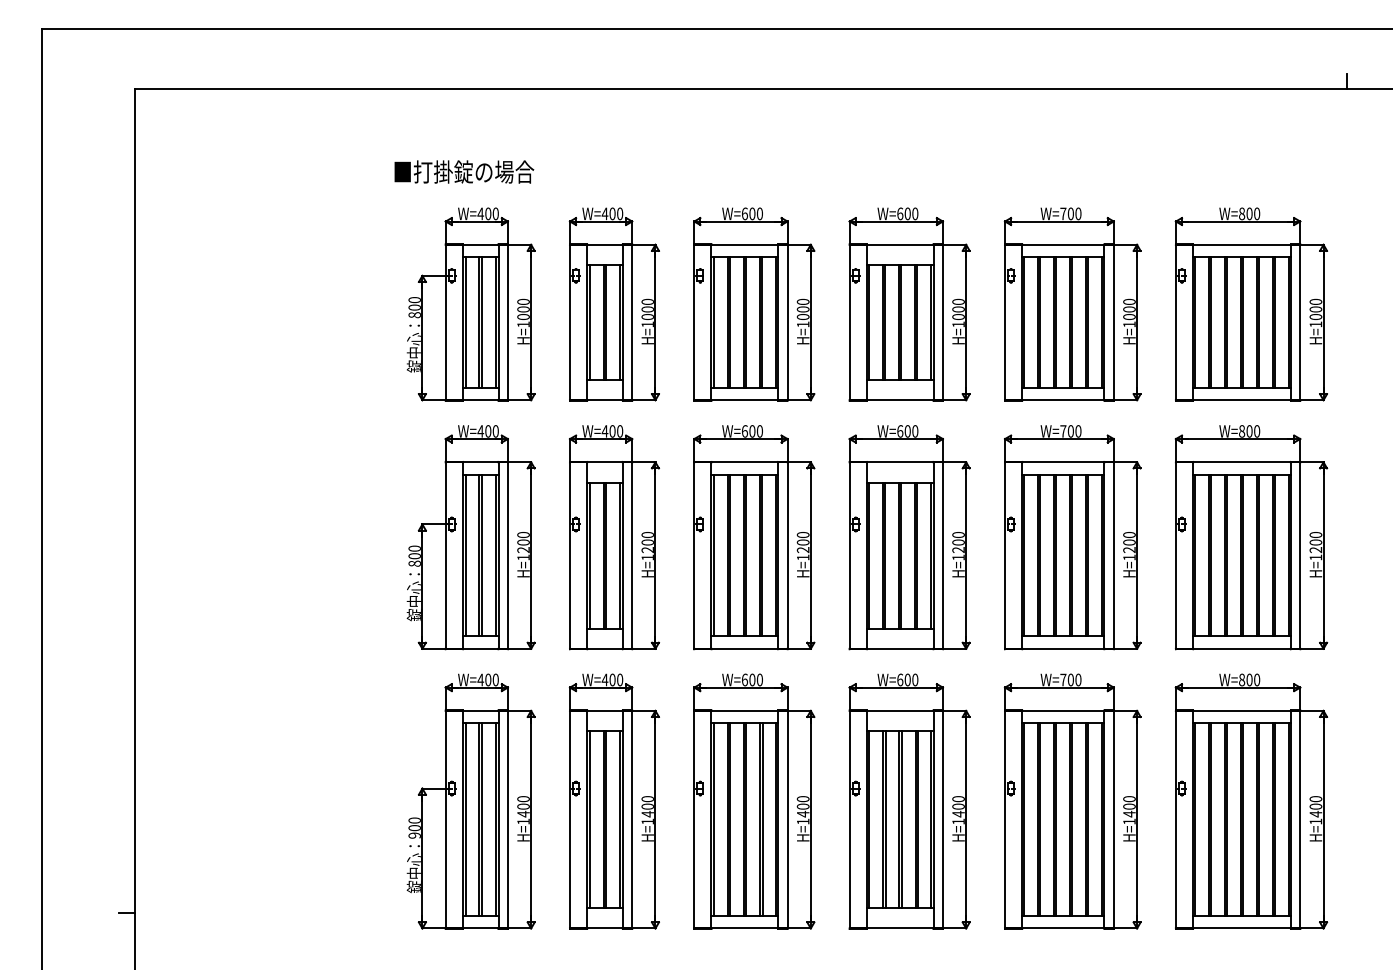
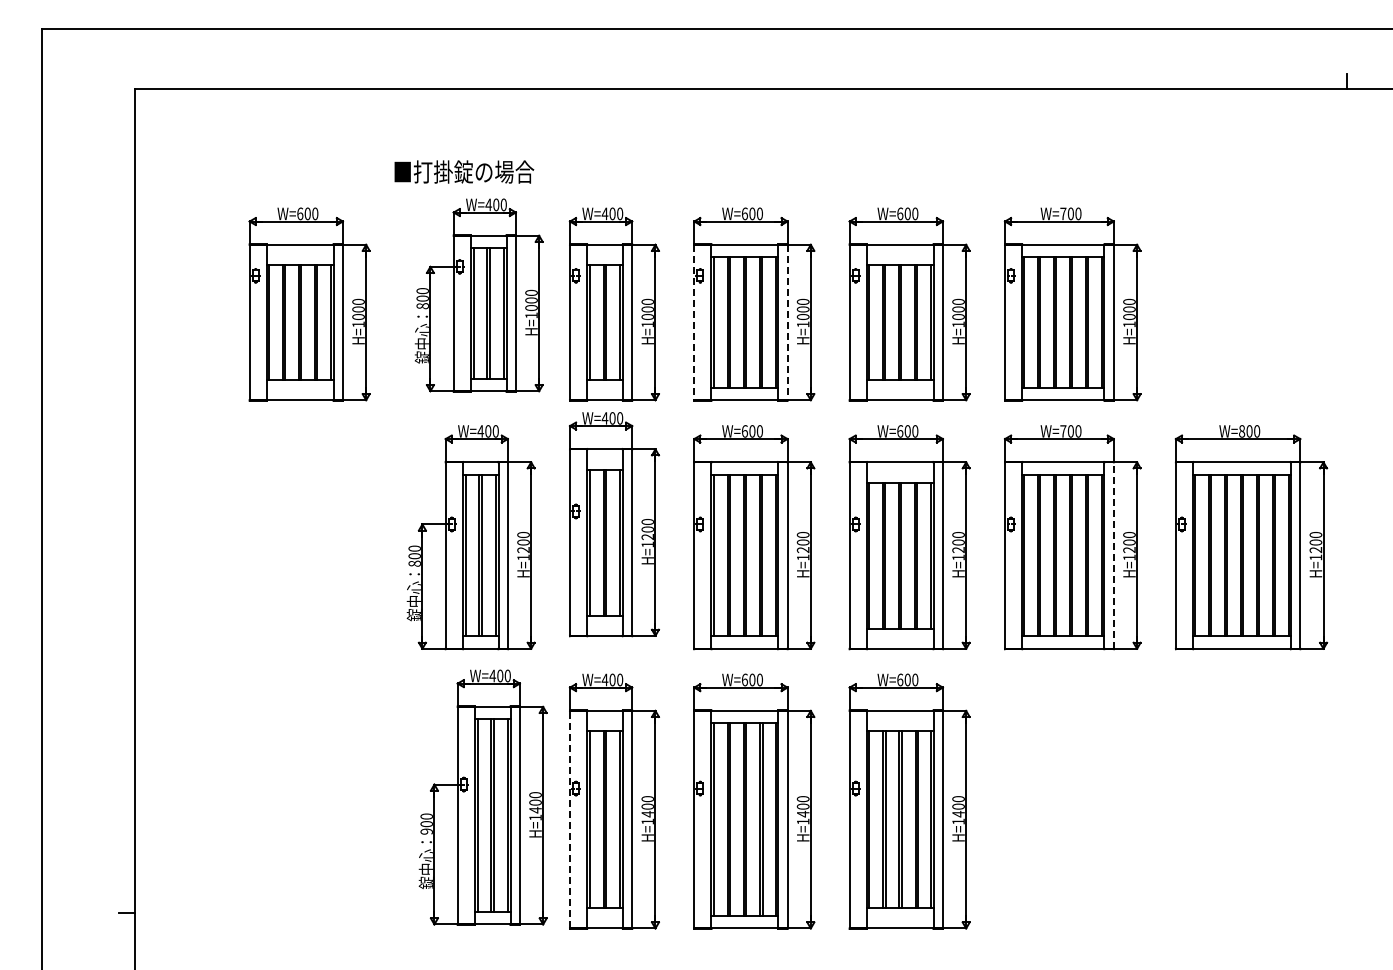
part: none -> present (309, 304)
part position: (470, 304) -> (478, 295) (478, 295)
part: present -> none (1250, 304)
line: solid -> dashed (694, 322)
line: solid -> dashed (787, 322)
part position: (614, 537) -> (614, 524) (614, 524)
line: solid -> dashed (1113, 555)
part position: (470, 801) -> (482, 797) (482, 797)
part: present -> none (1072, 801)
part: present -> none (1251, 801)
line: solid -> dashed (570, 819)
